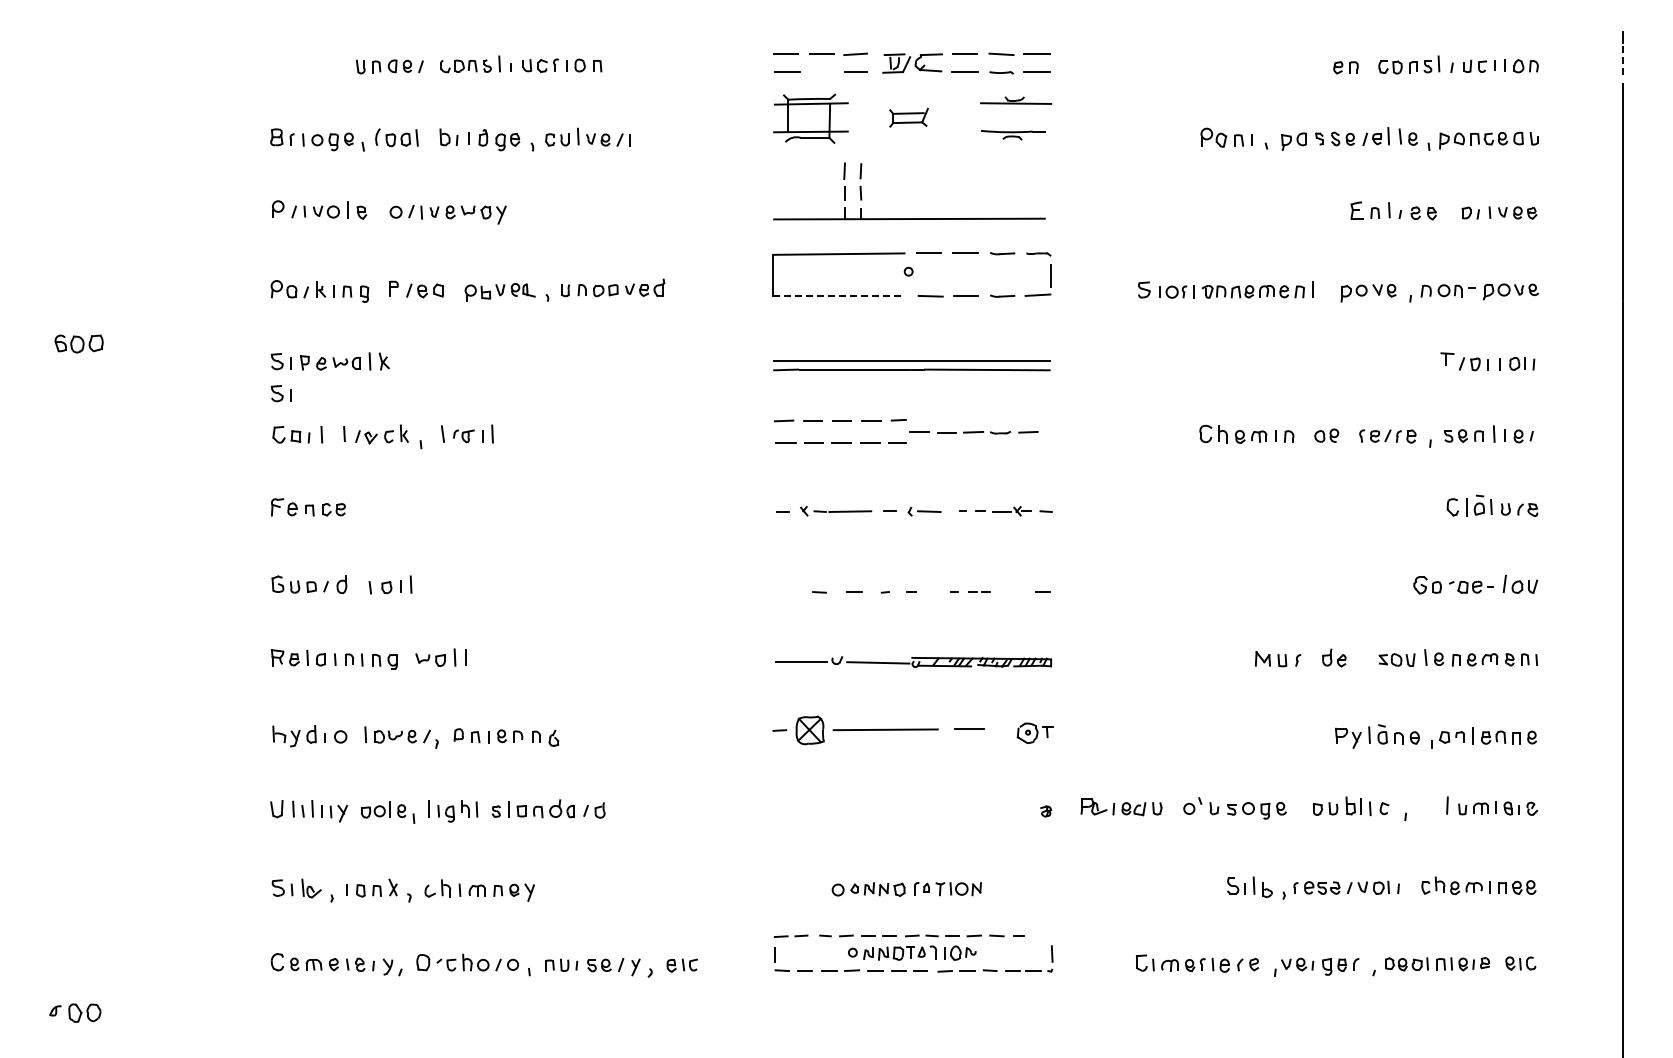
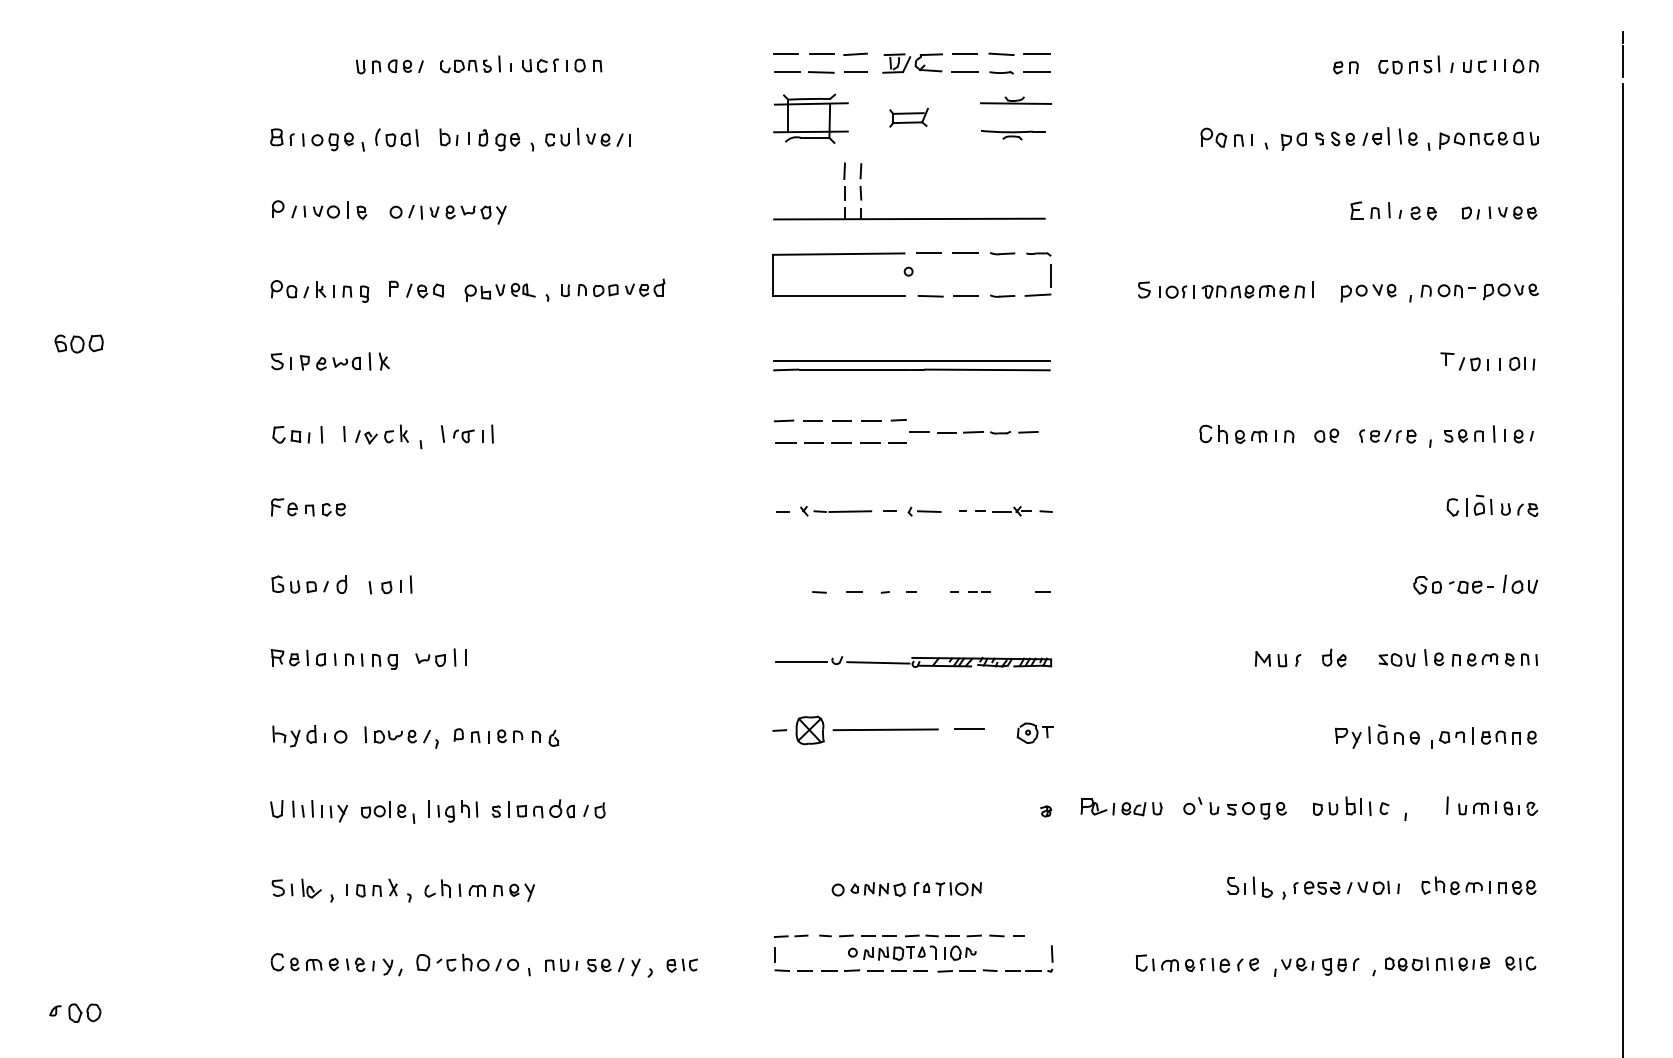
line: dashed -> solid (1622, 61)
line: none -> present (820, 72)
line: dashed -> solid (839, 295)
part: present -> none (281, 393)
